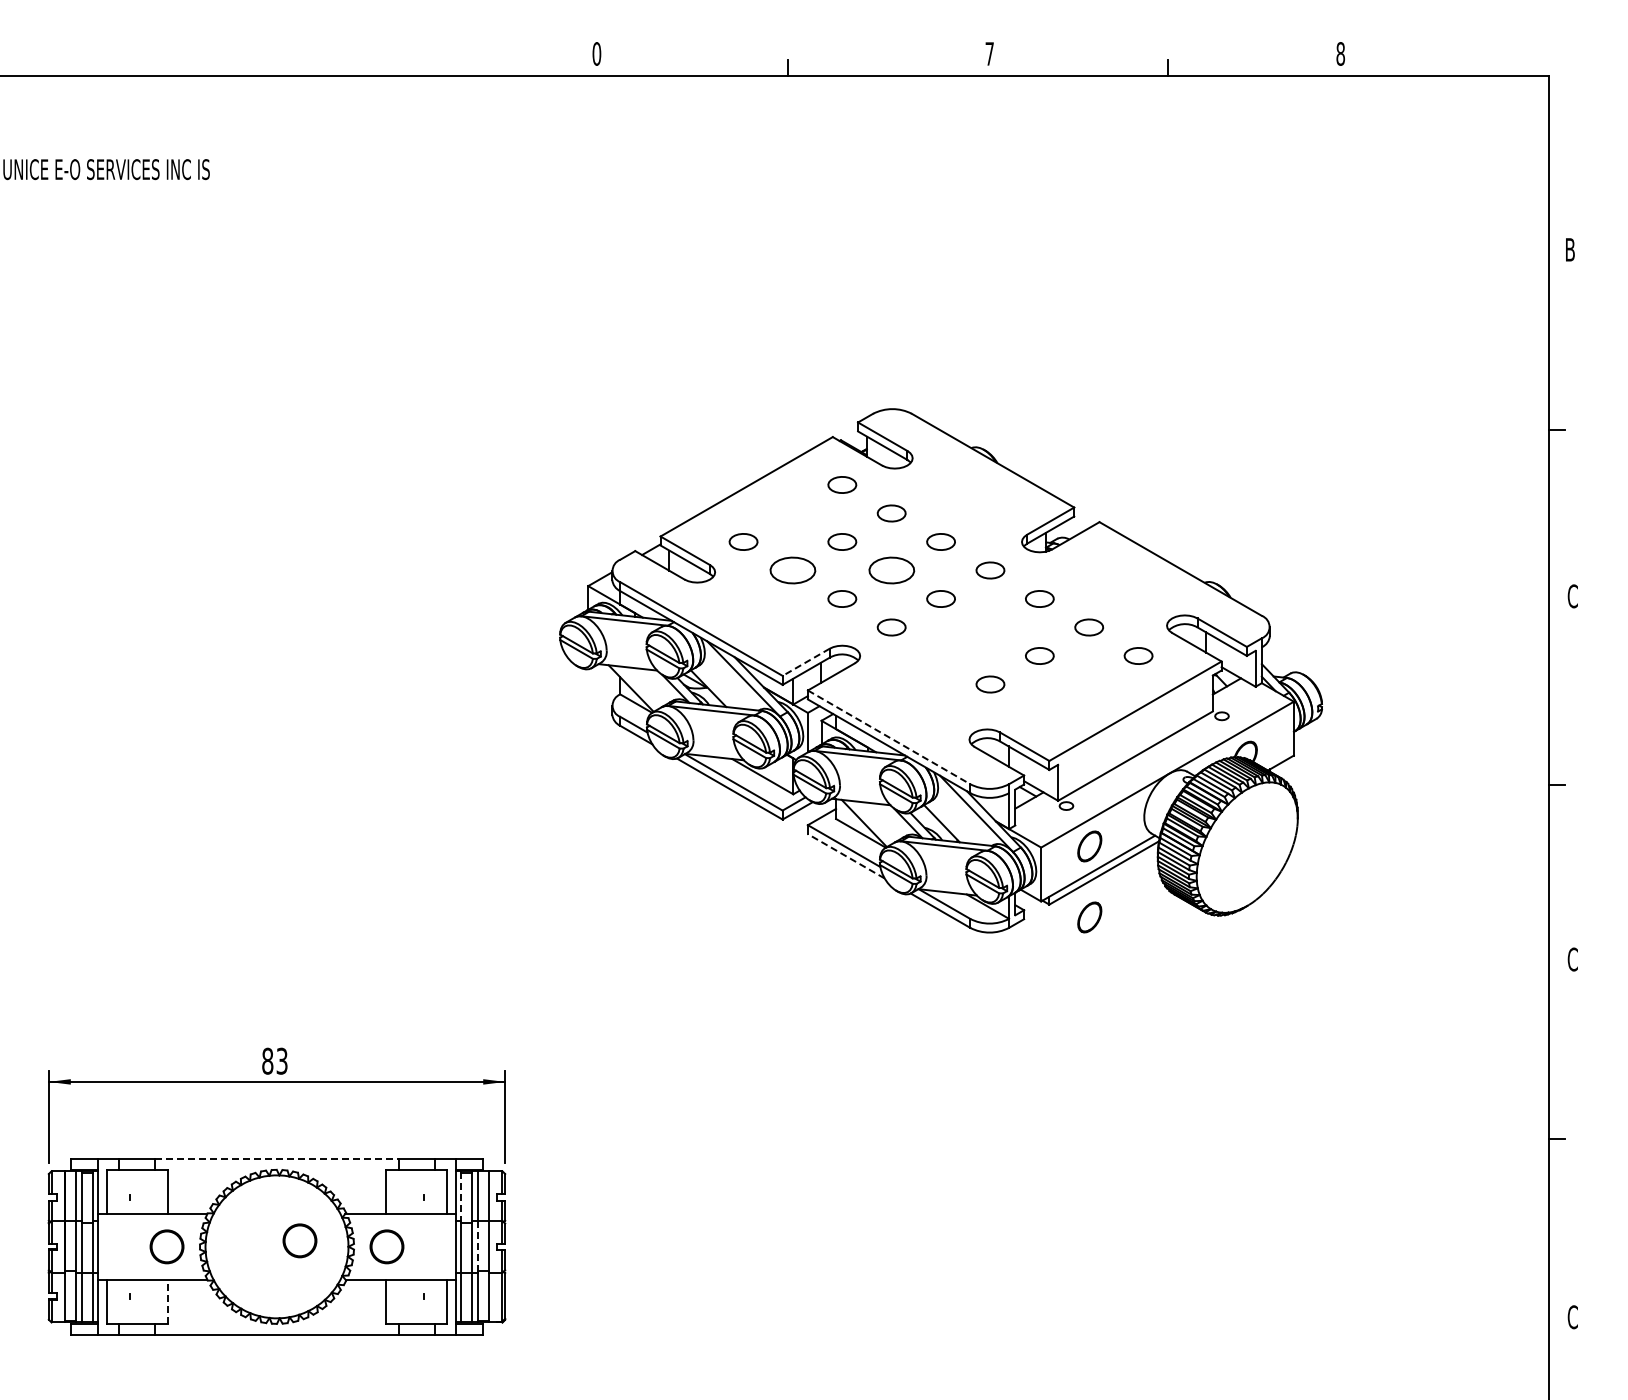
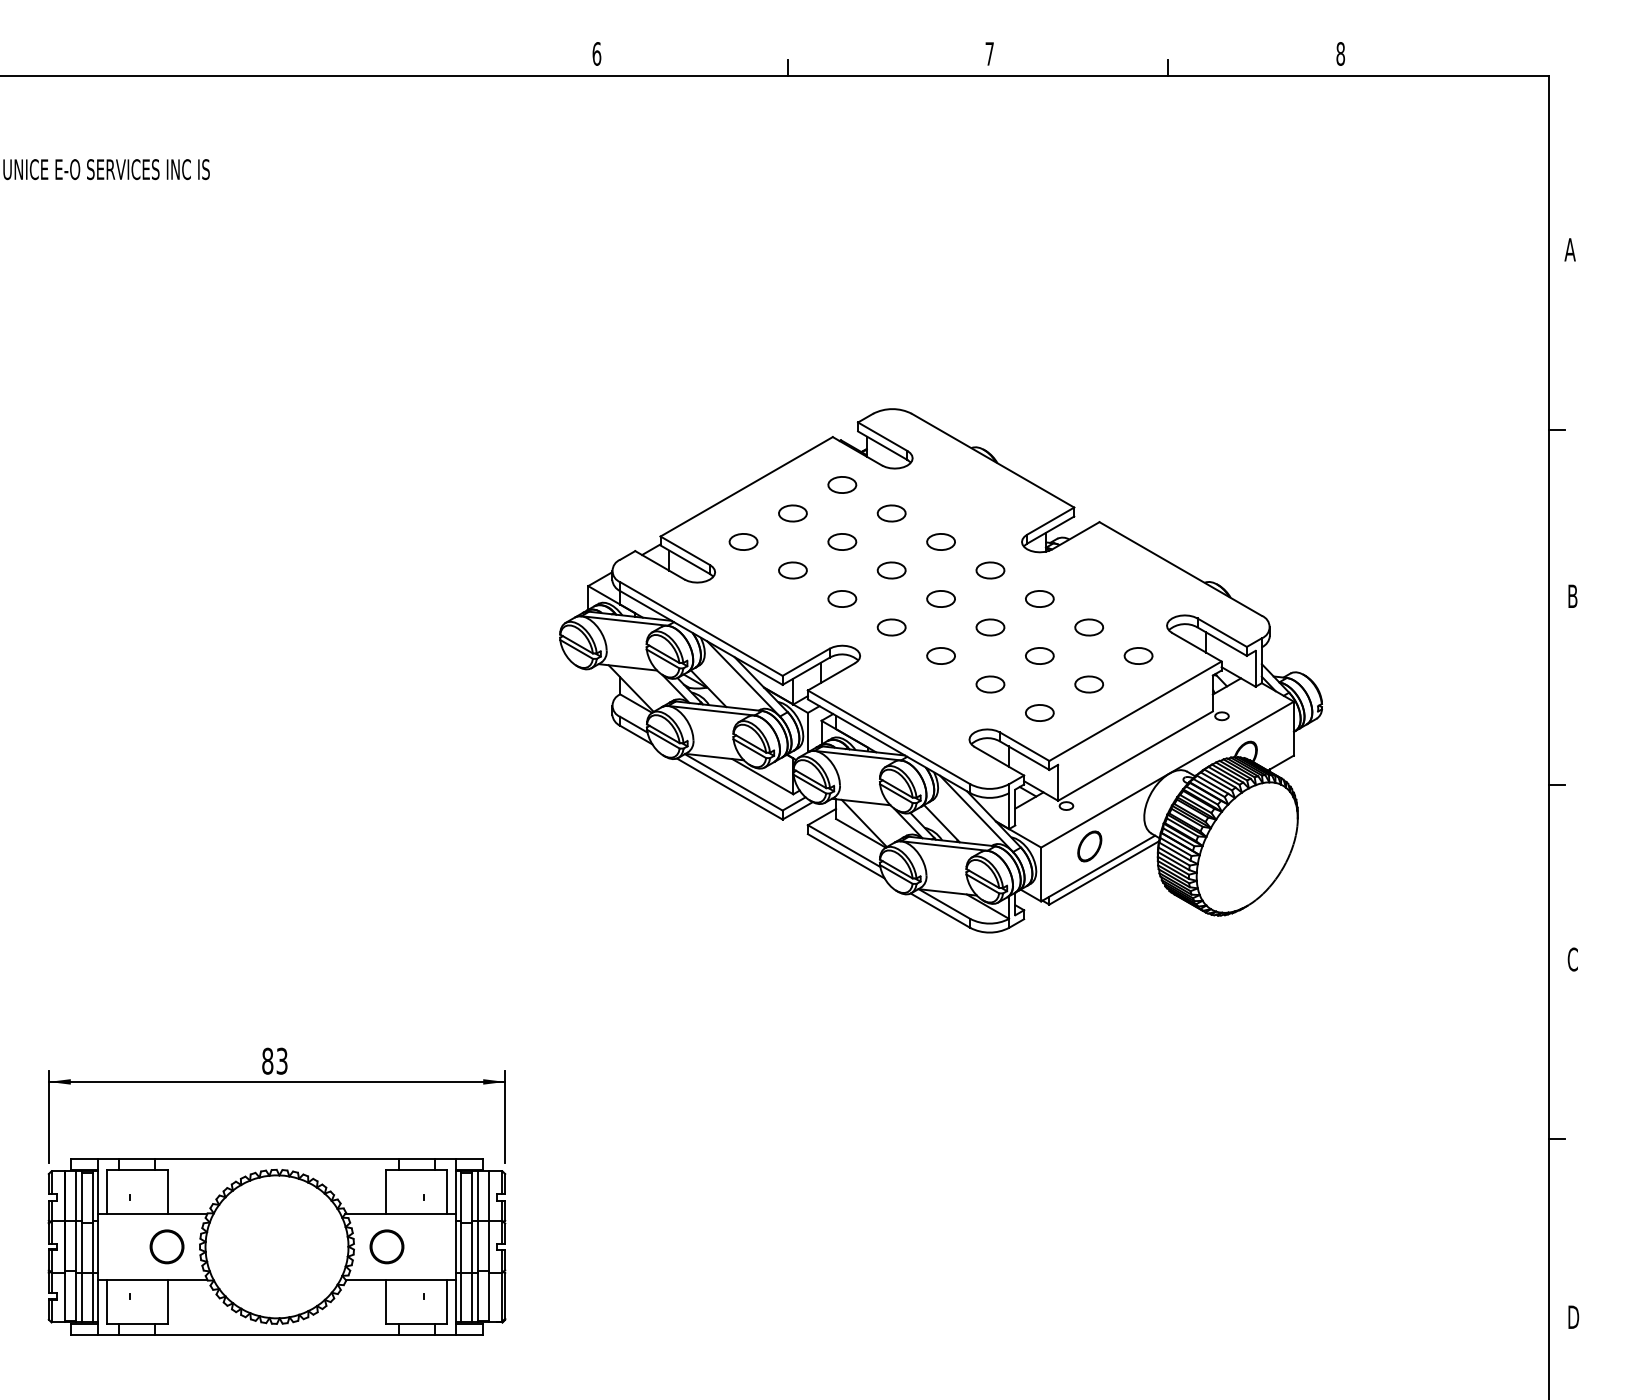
text: 0 -> 6 (596, 53)
text: B -> A (1569, 249)
part: none -> present (792, 513)
part size: 48x29 px -> 30x19 px (792, 570)
part size: 48x29 px -> 31x19 px (891, 570)
text: C -> B (1572, 596)
part: none -> present (990, 627)
part: none -> present (940, 655)
line: dashed -> solid (805, 662)
part: none -> present (1088, 684)
part: none -> present (1039, 712)
line: dashed -> solid (889, 737)
line: dashed -> solid (845, 856)
part: present -> none (1089, 917)
line: dashed -> solid (277, 1158)
line: dashed -> solid (461, 1197)
part: present -> none (299, 1240)
line: dashed -> solid (477, 1246)
line: dashed -> solid (167, 1301)
text: C -> D (1573, 1317)
